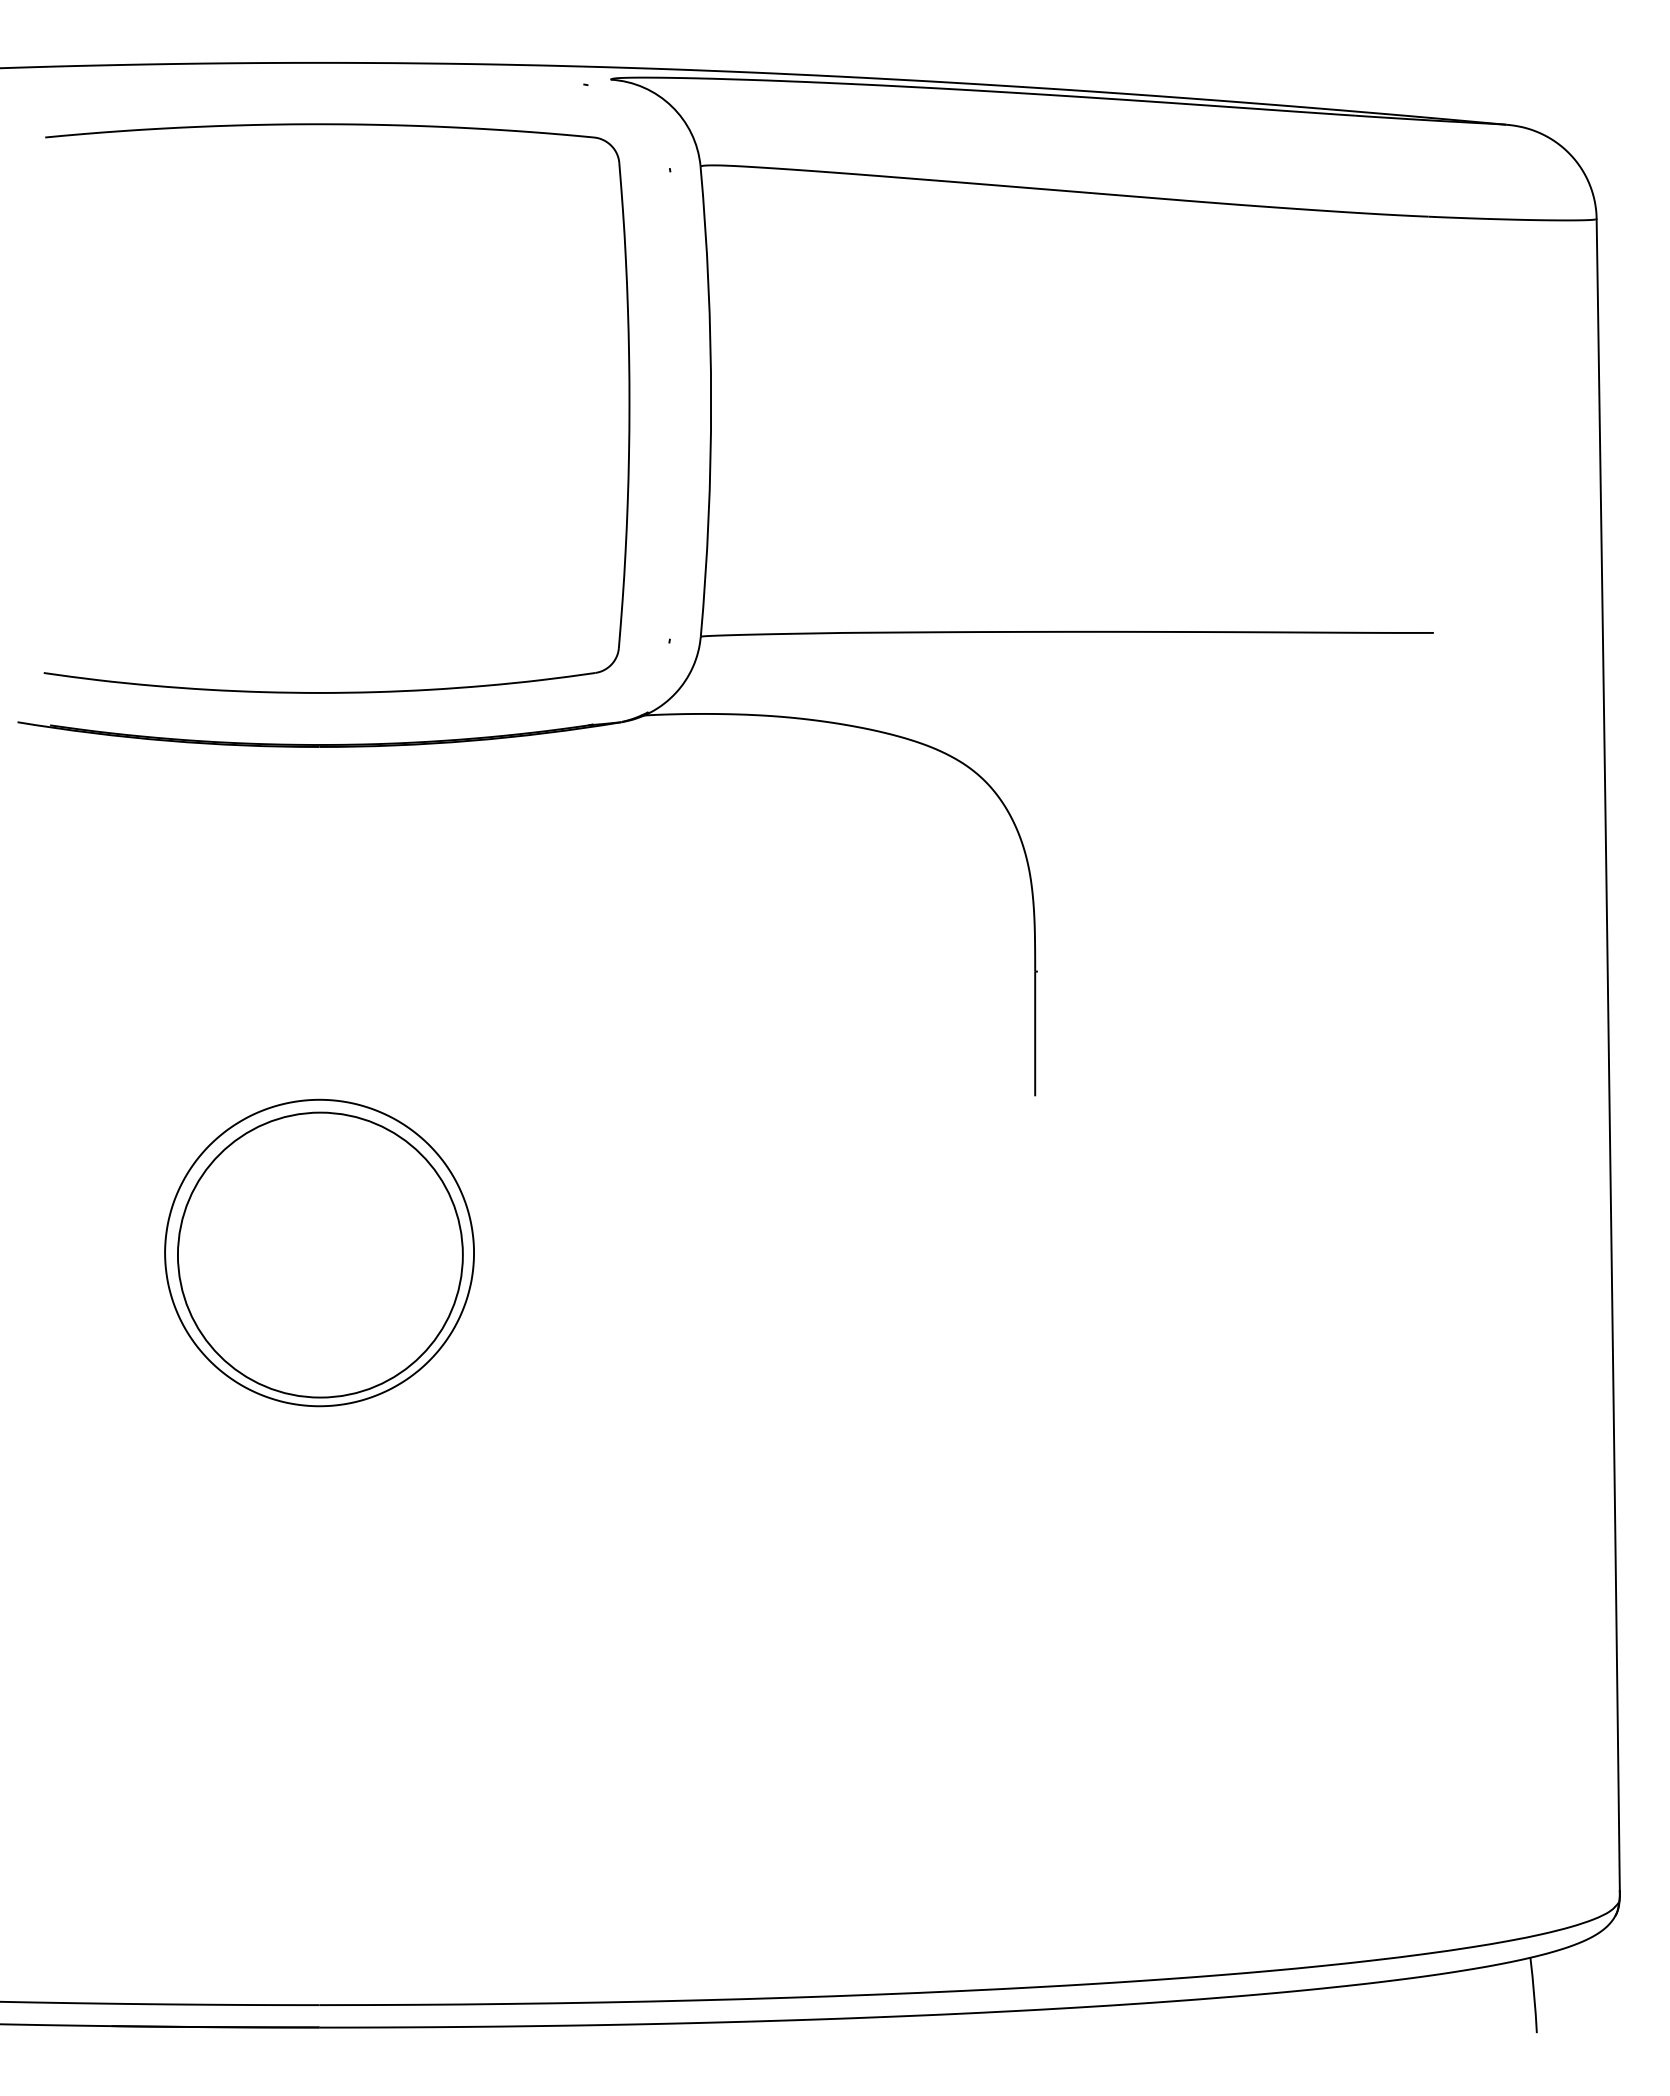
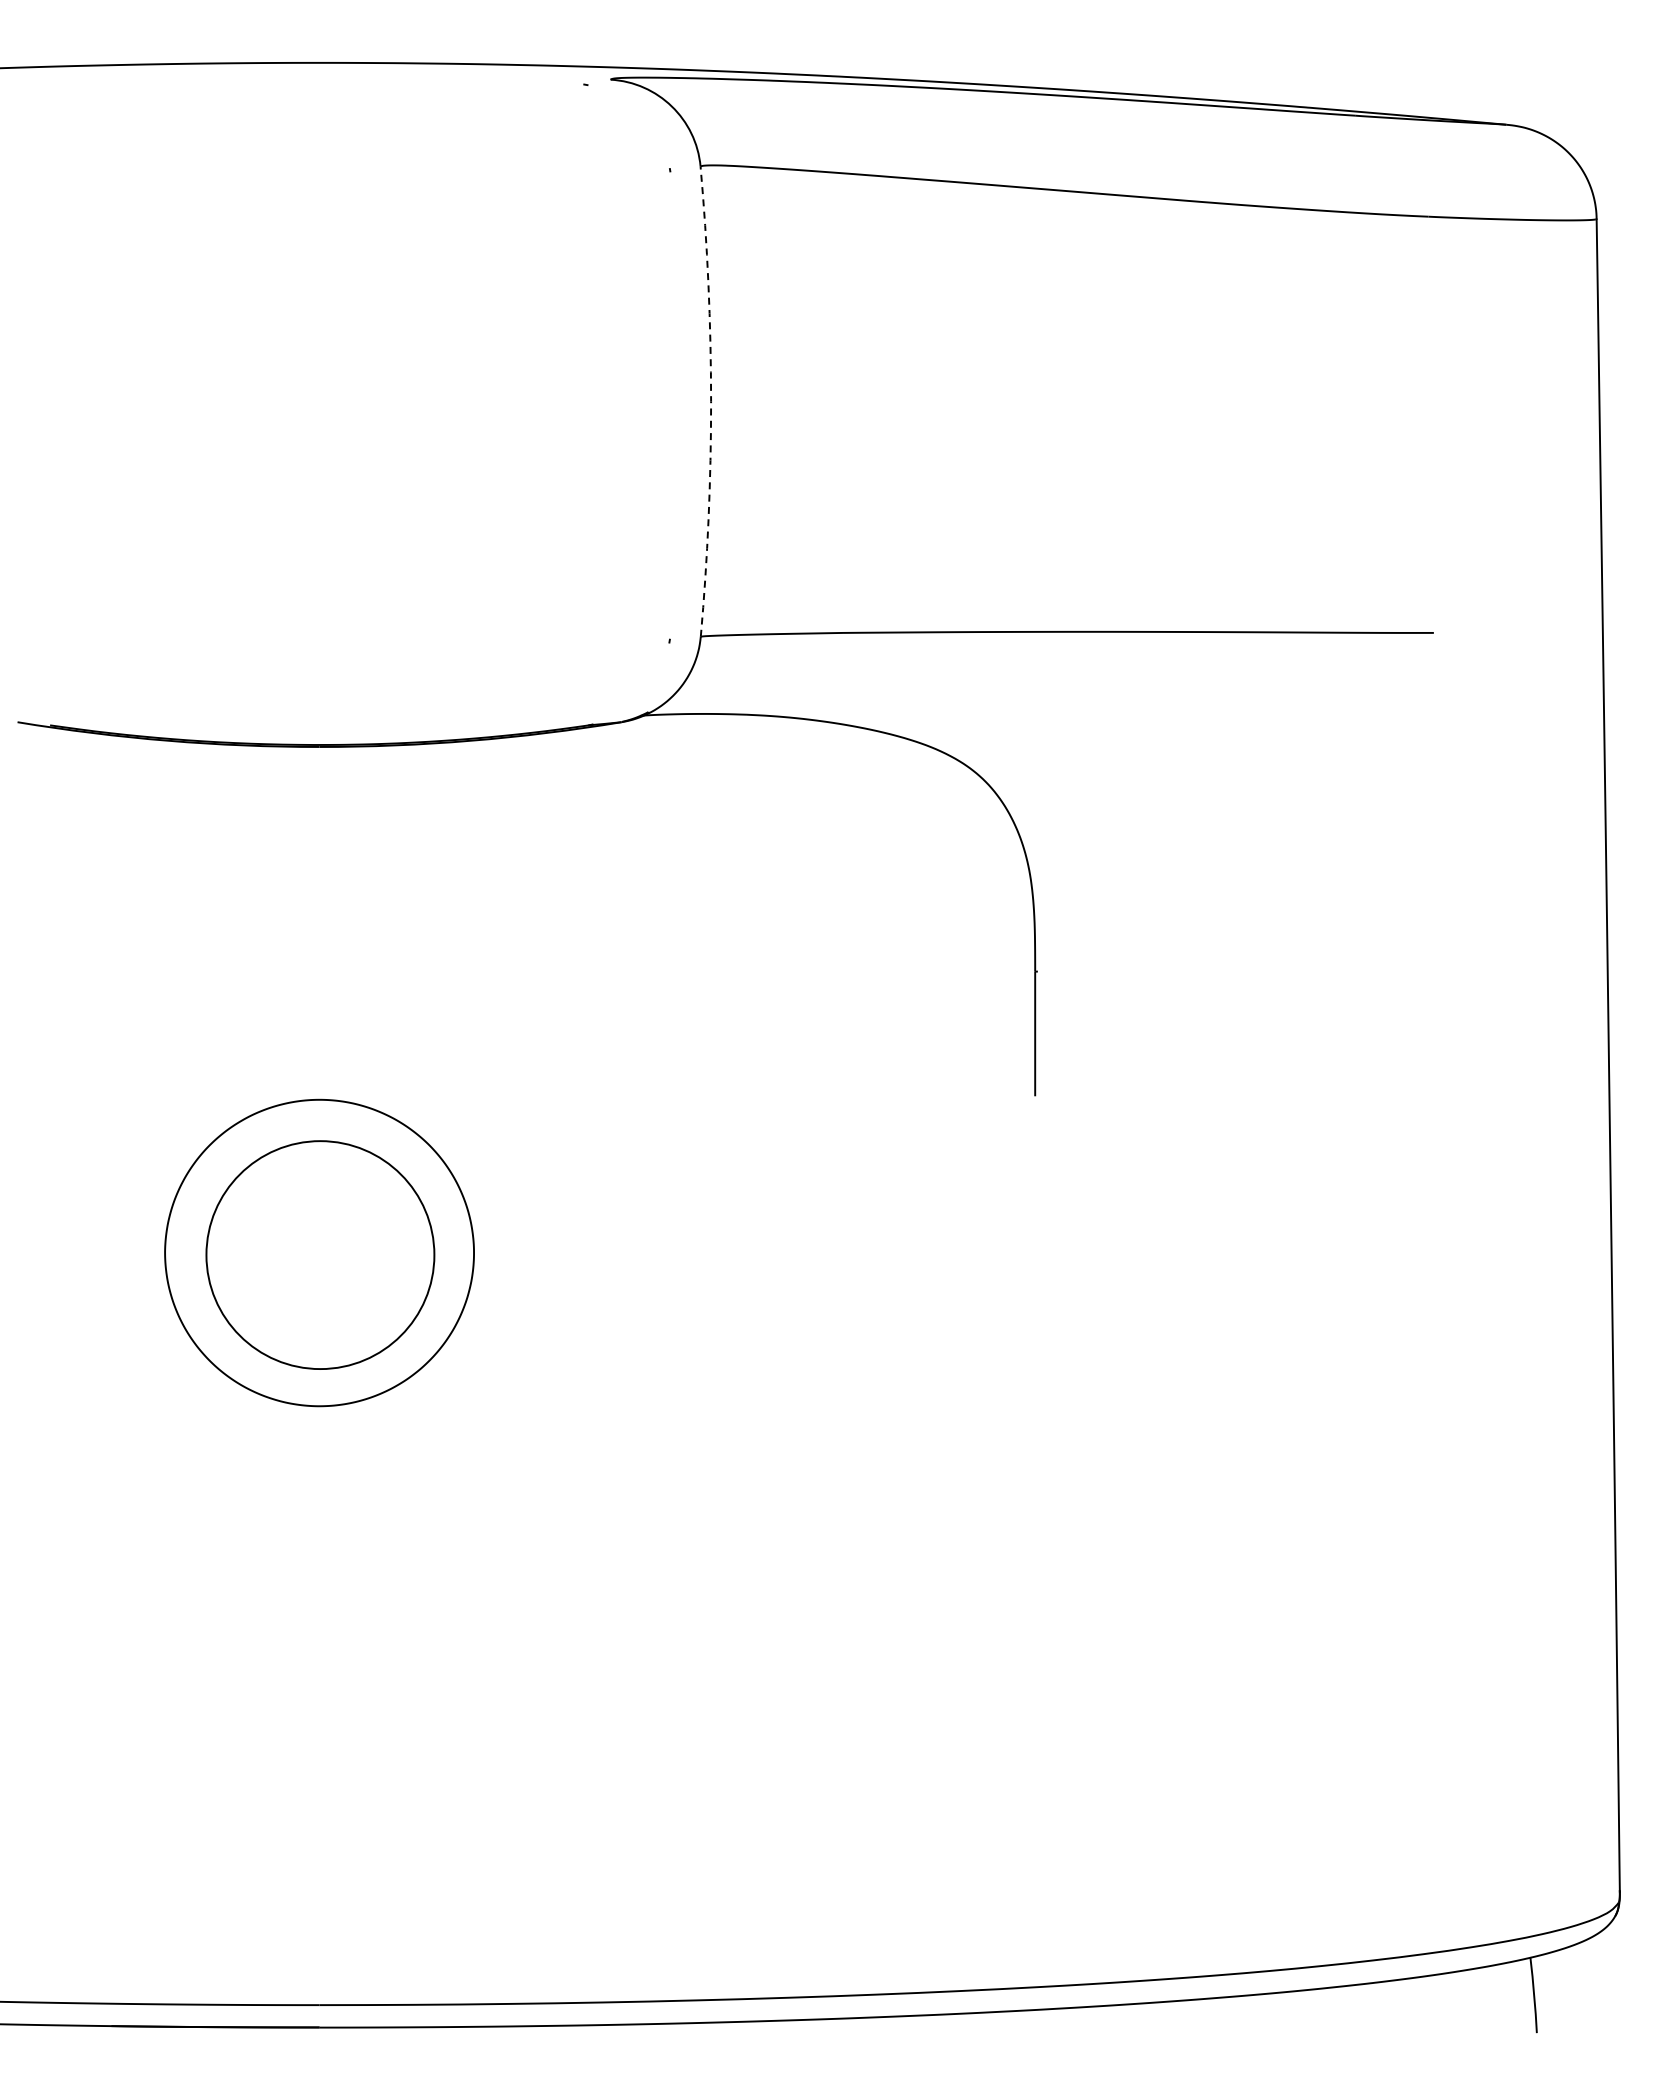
part: present -> none (336, 125)
arc: solid -> dashed (711, 401)
circle diameter: 285 px -> 228 px (320, 1255)
